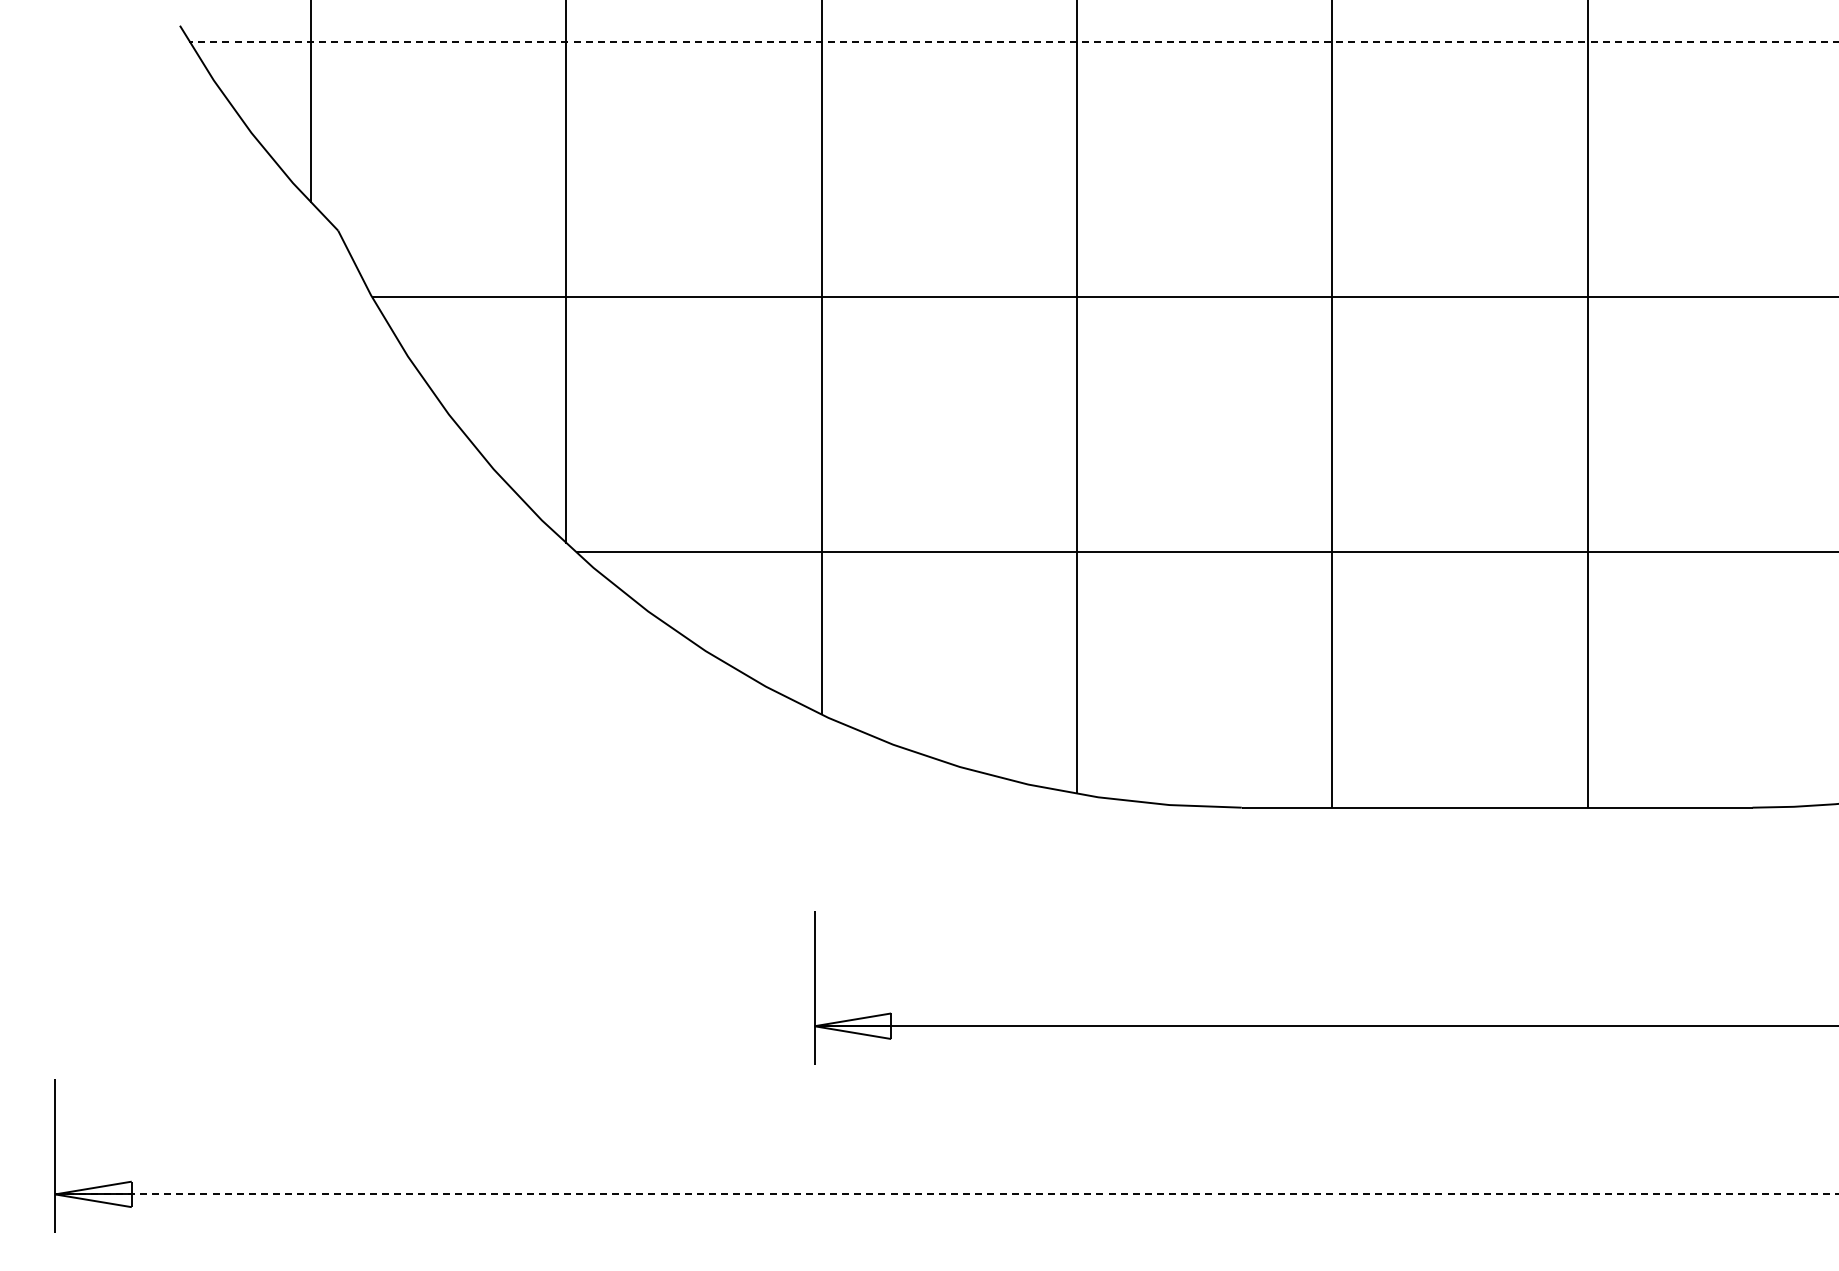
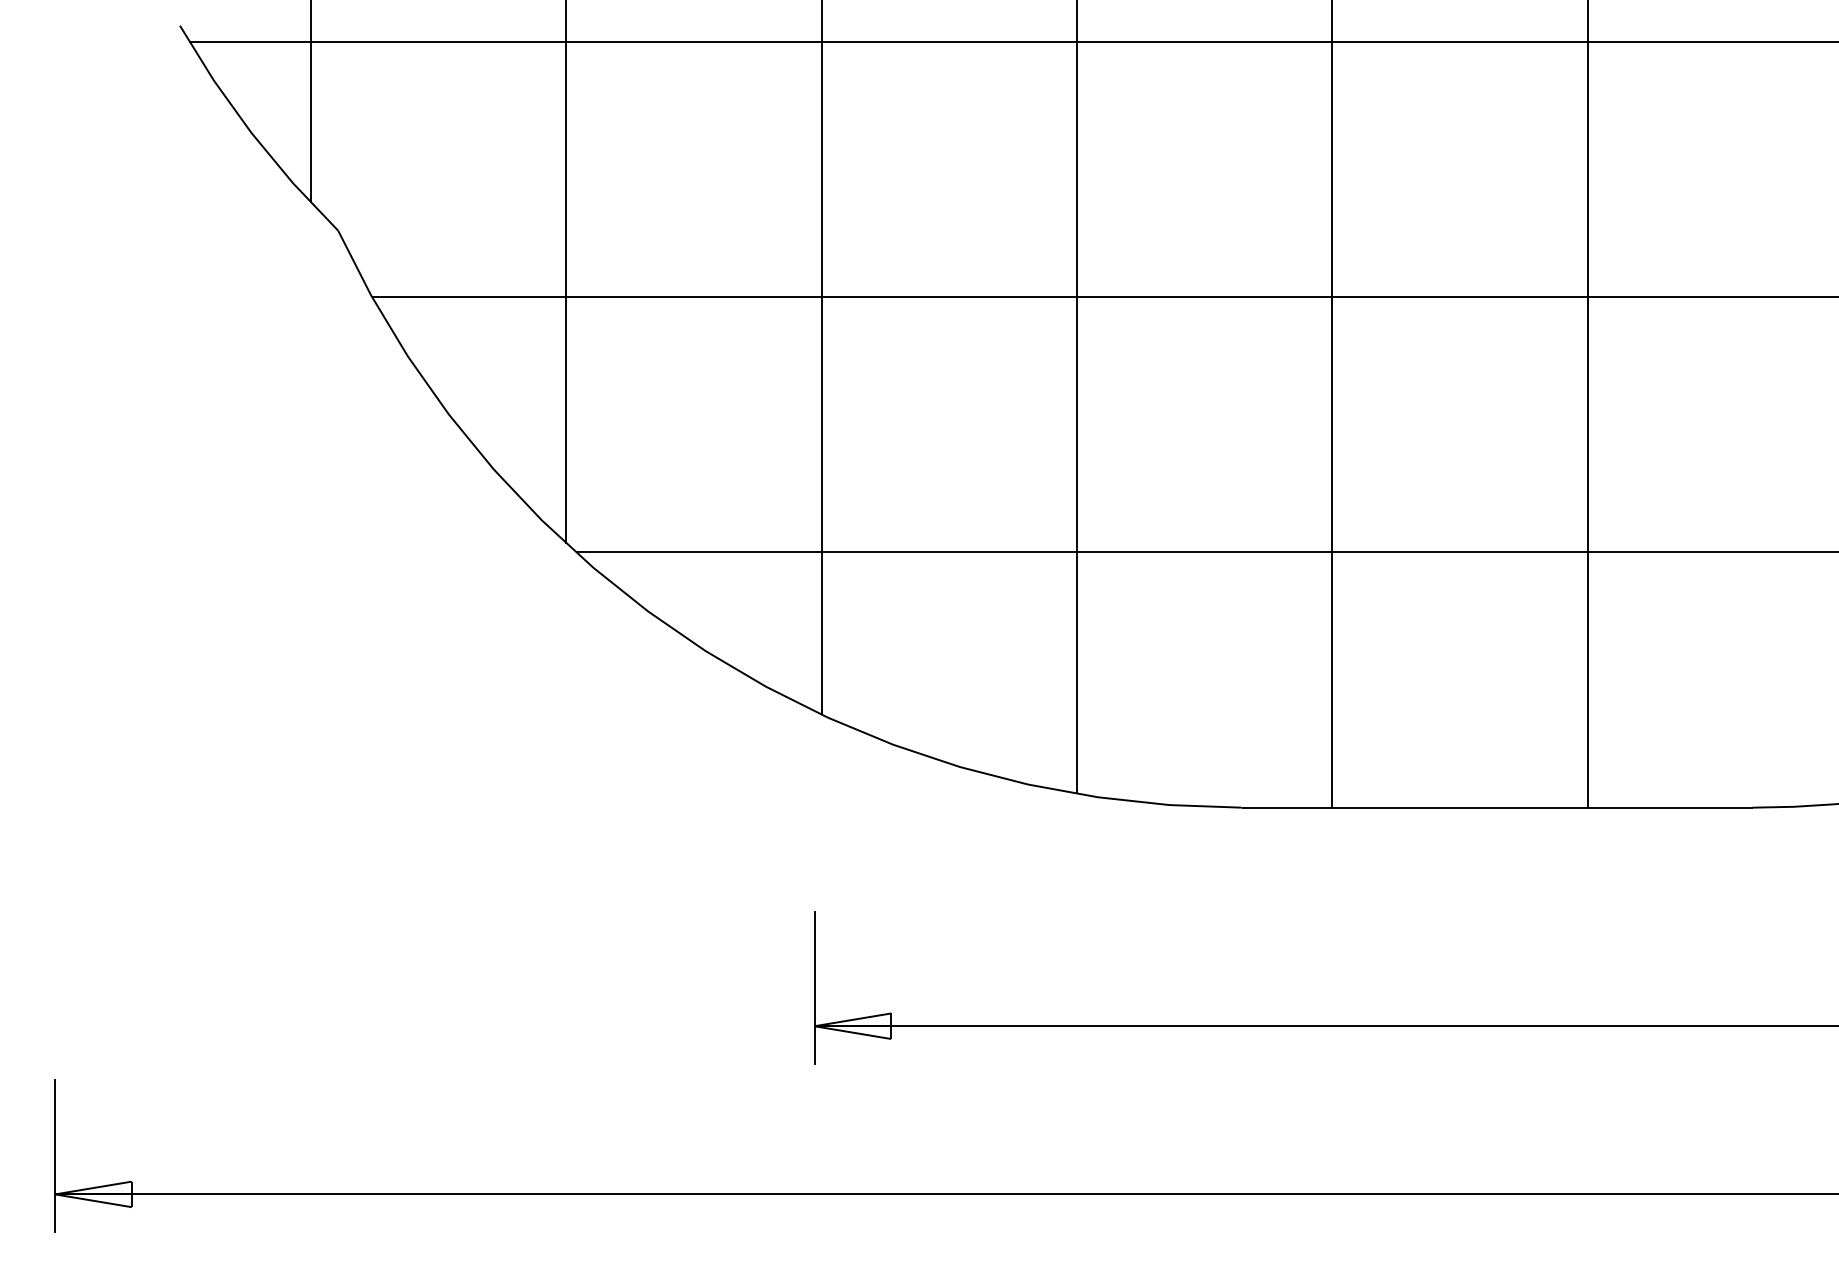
line: dashed -> solid (1013, 41)
line: dashed -> solid (946, 1194)
